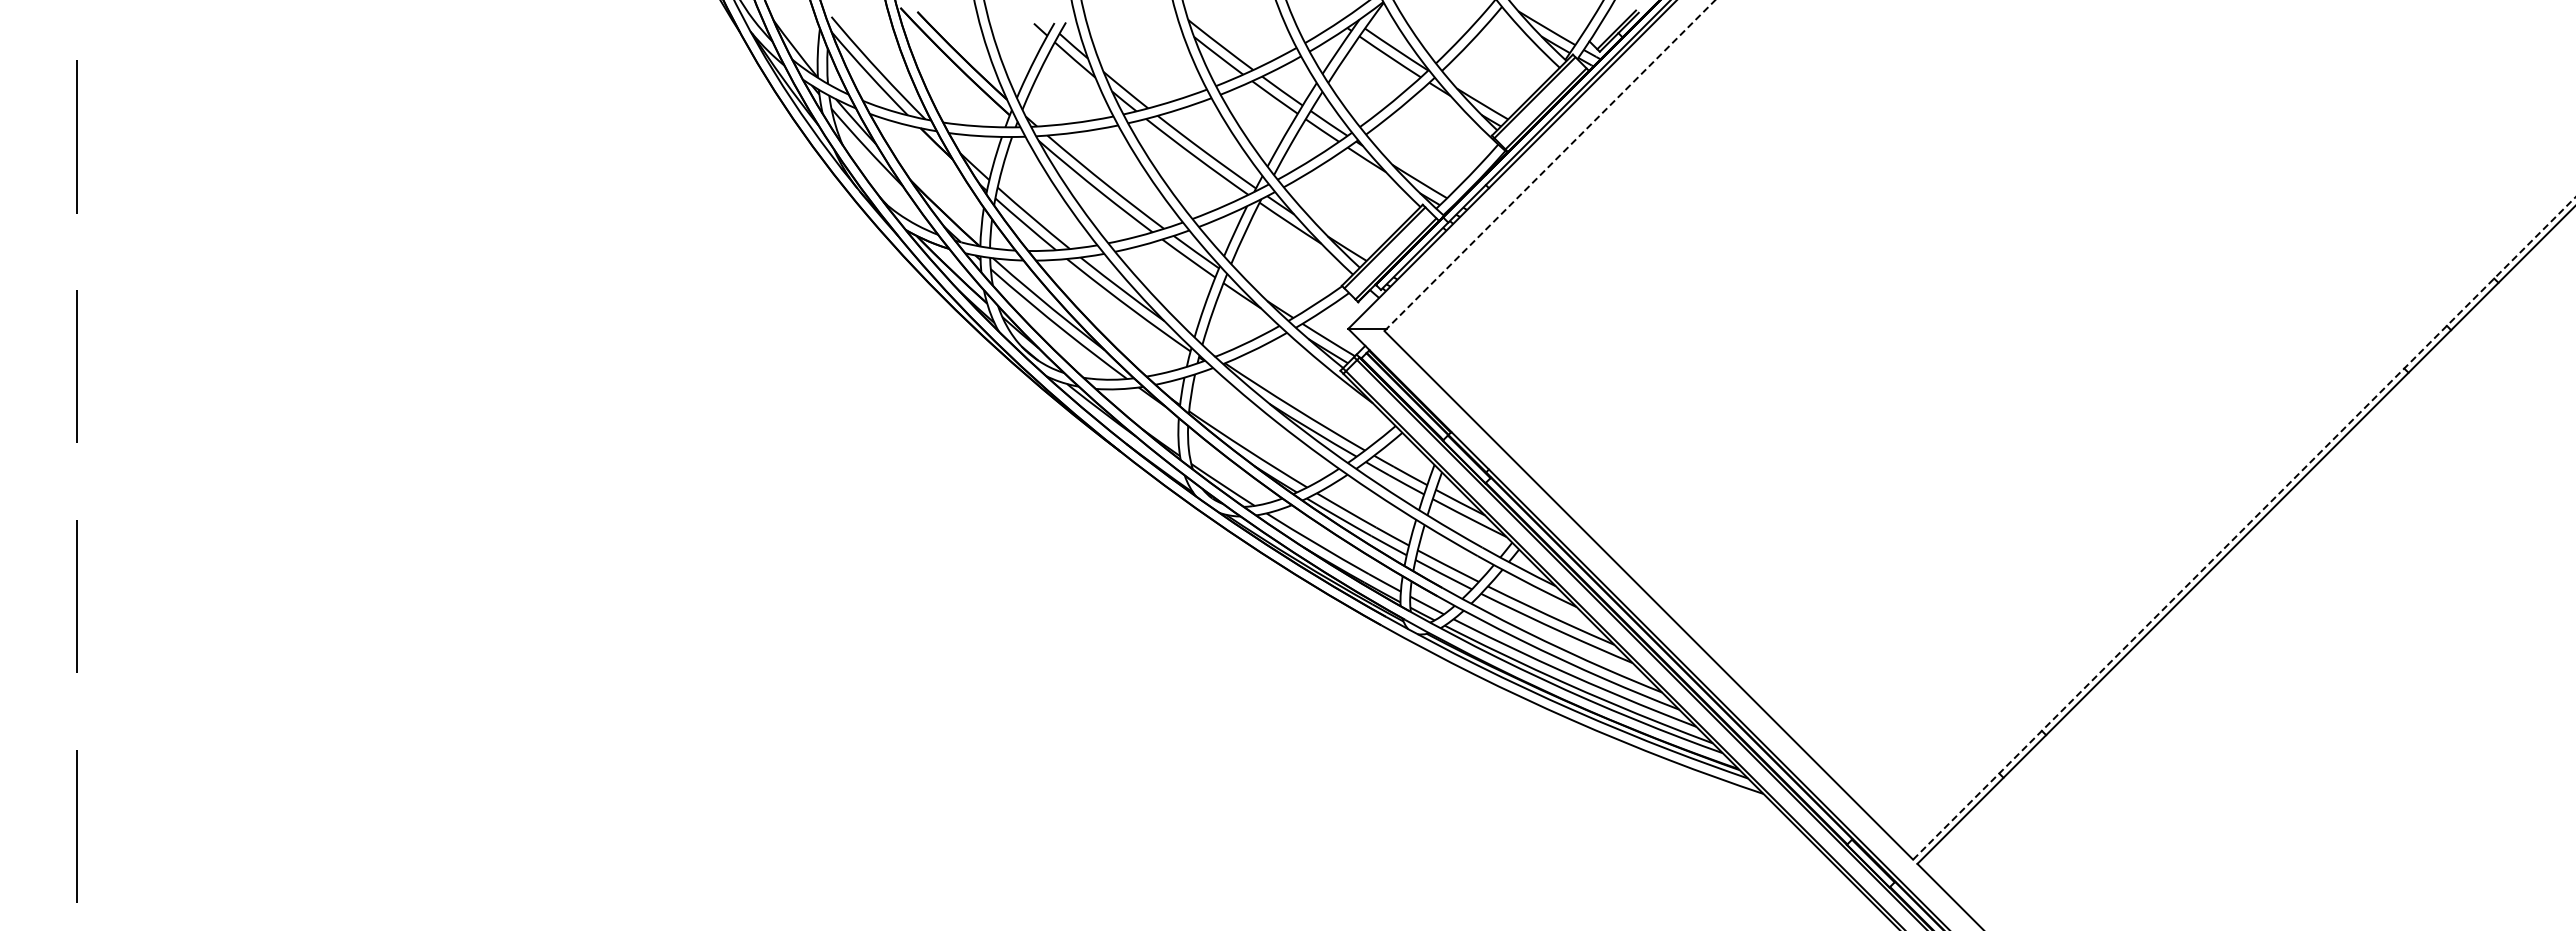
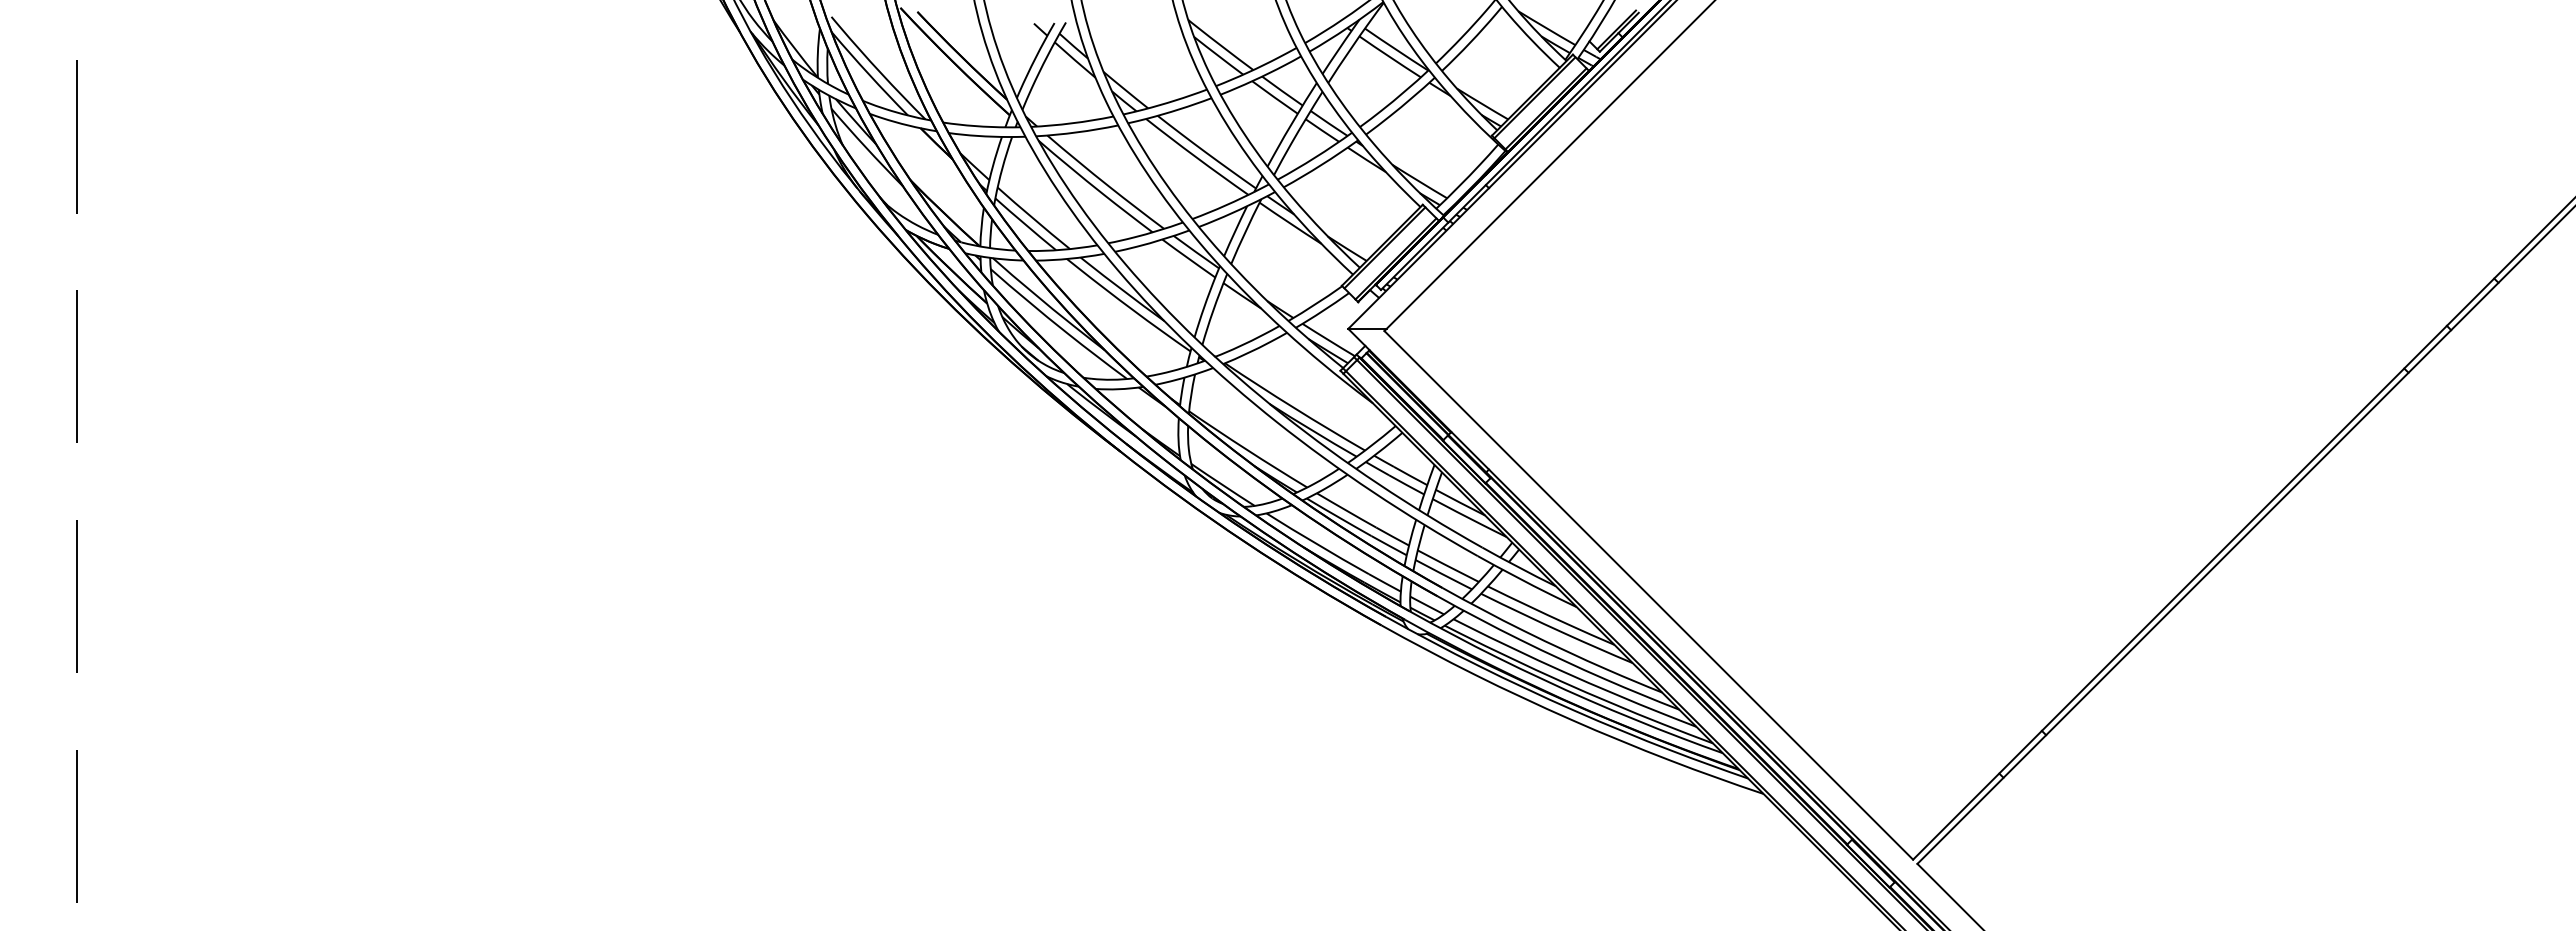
line: dashed -> solid (1549, 165)
line: dashed -> solid (2244, 528)
